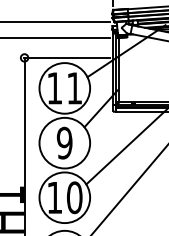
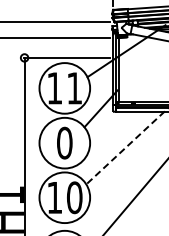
text: 9 -> 0 (64, 143)
line: solid -> dashed (127, 146)
line position: (129, 189) -> (135, 196) (135, 196)
